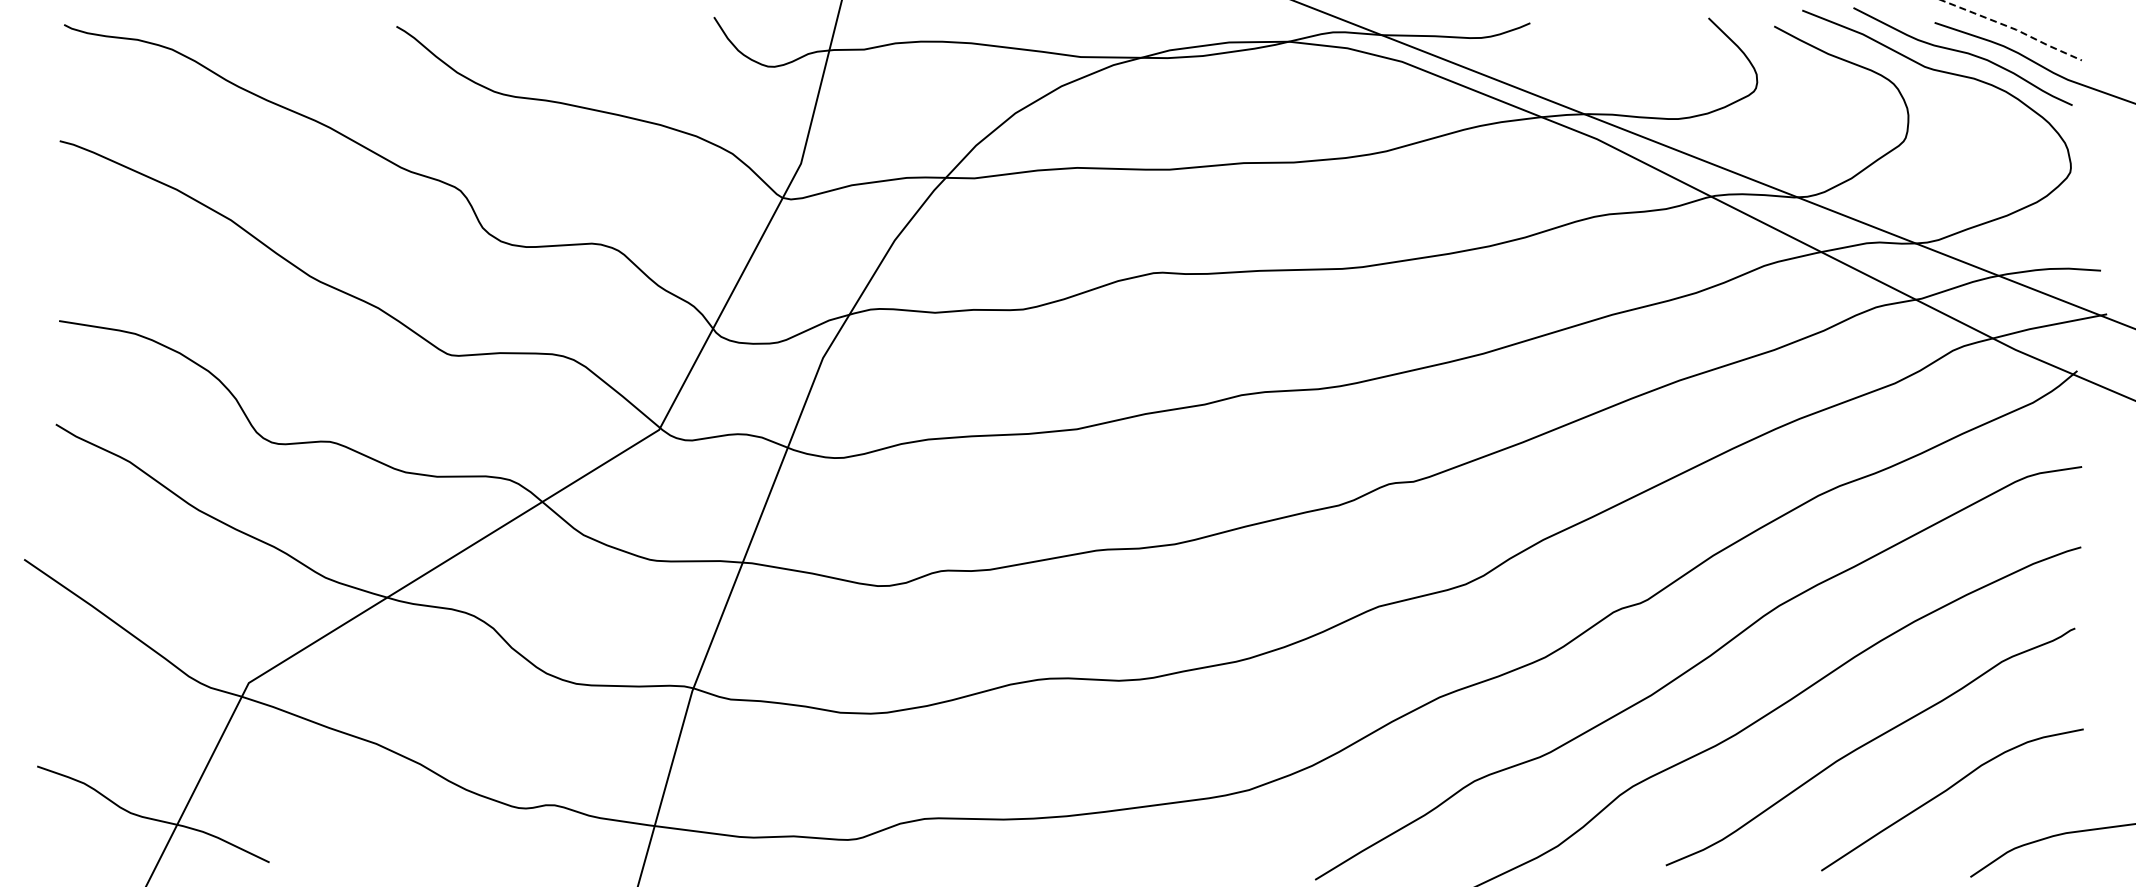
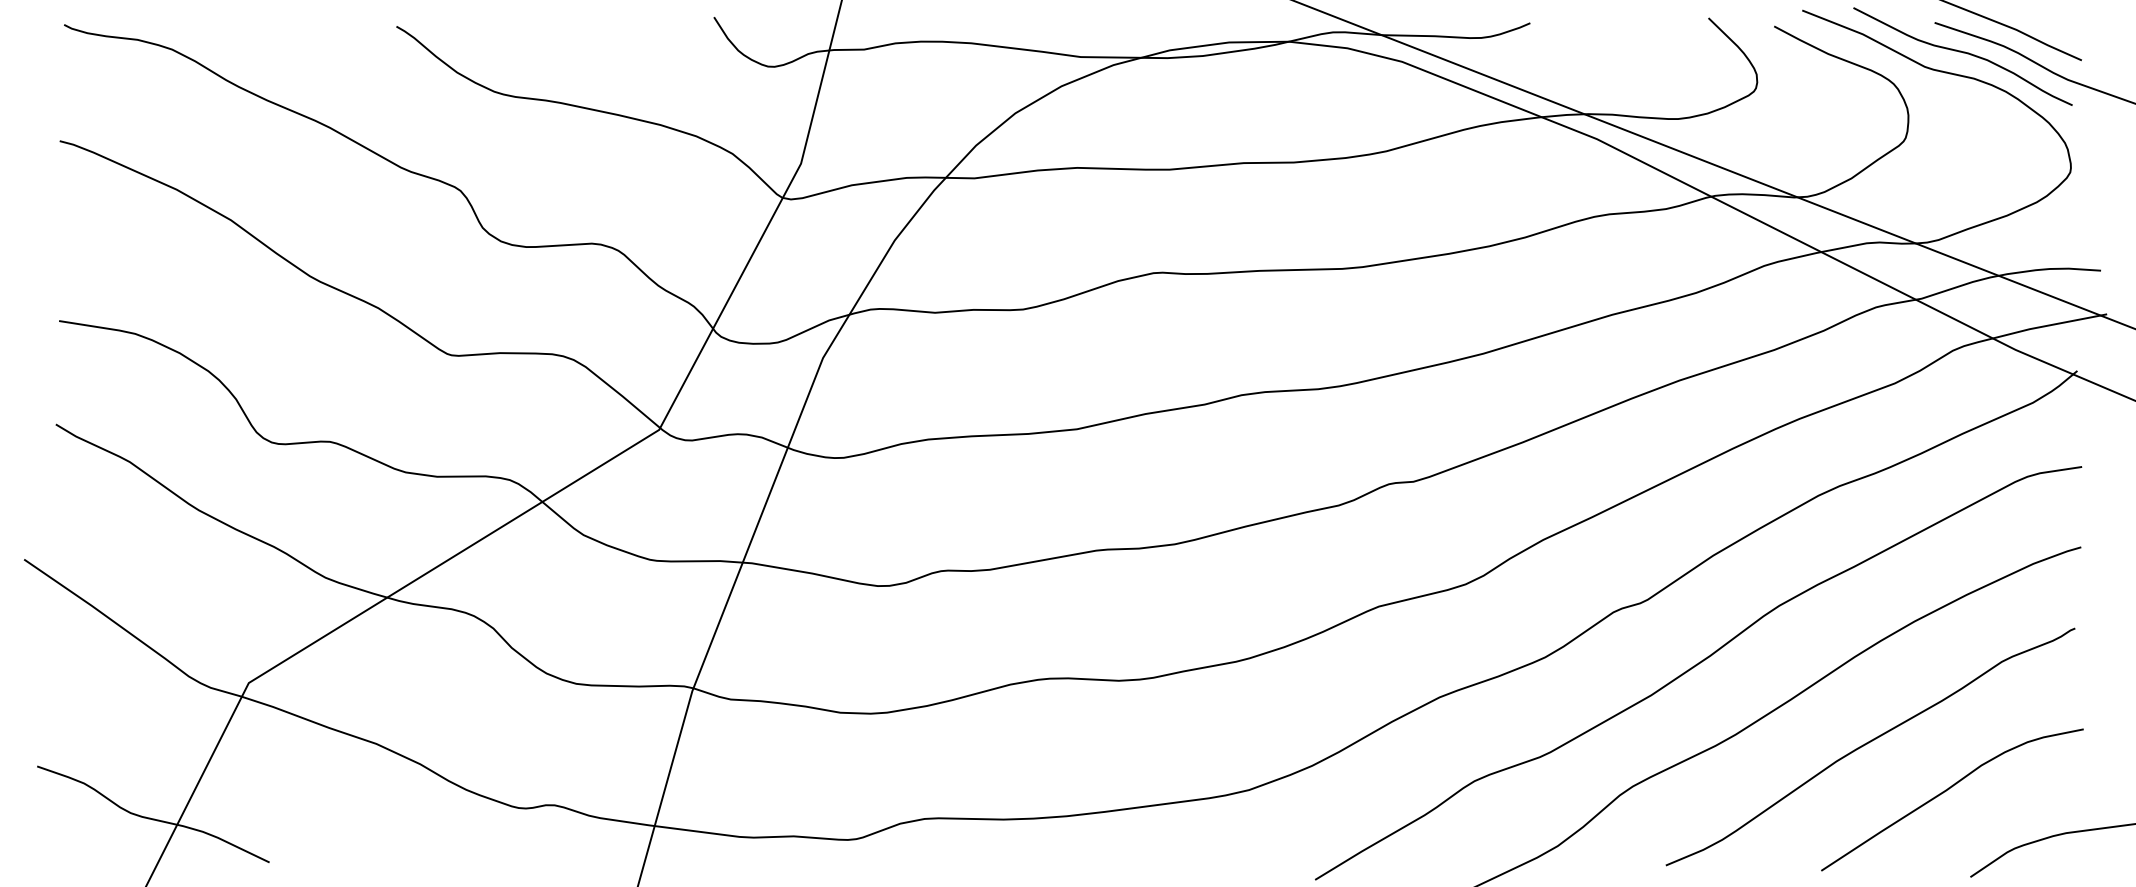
line: dashed -> solid (2013, 28)
